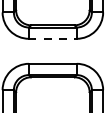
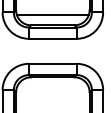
line: none -> present (52, 14)
line: dashed -> solid (52, 38)
